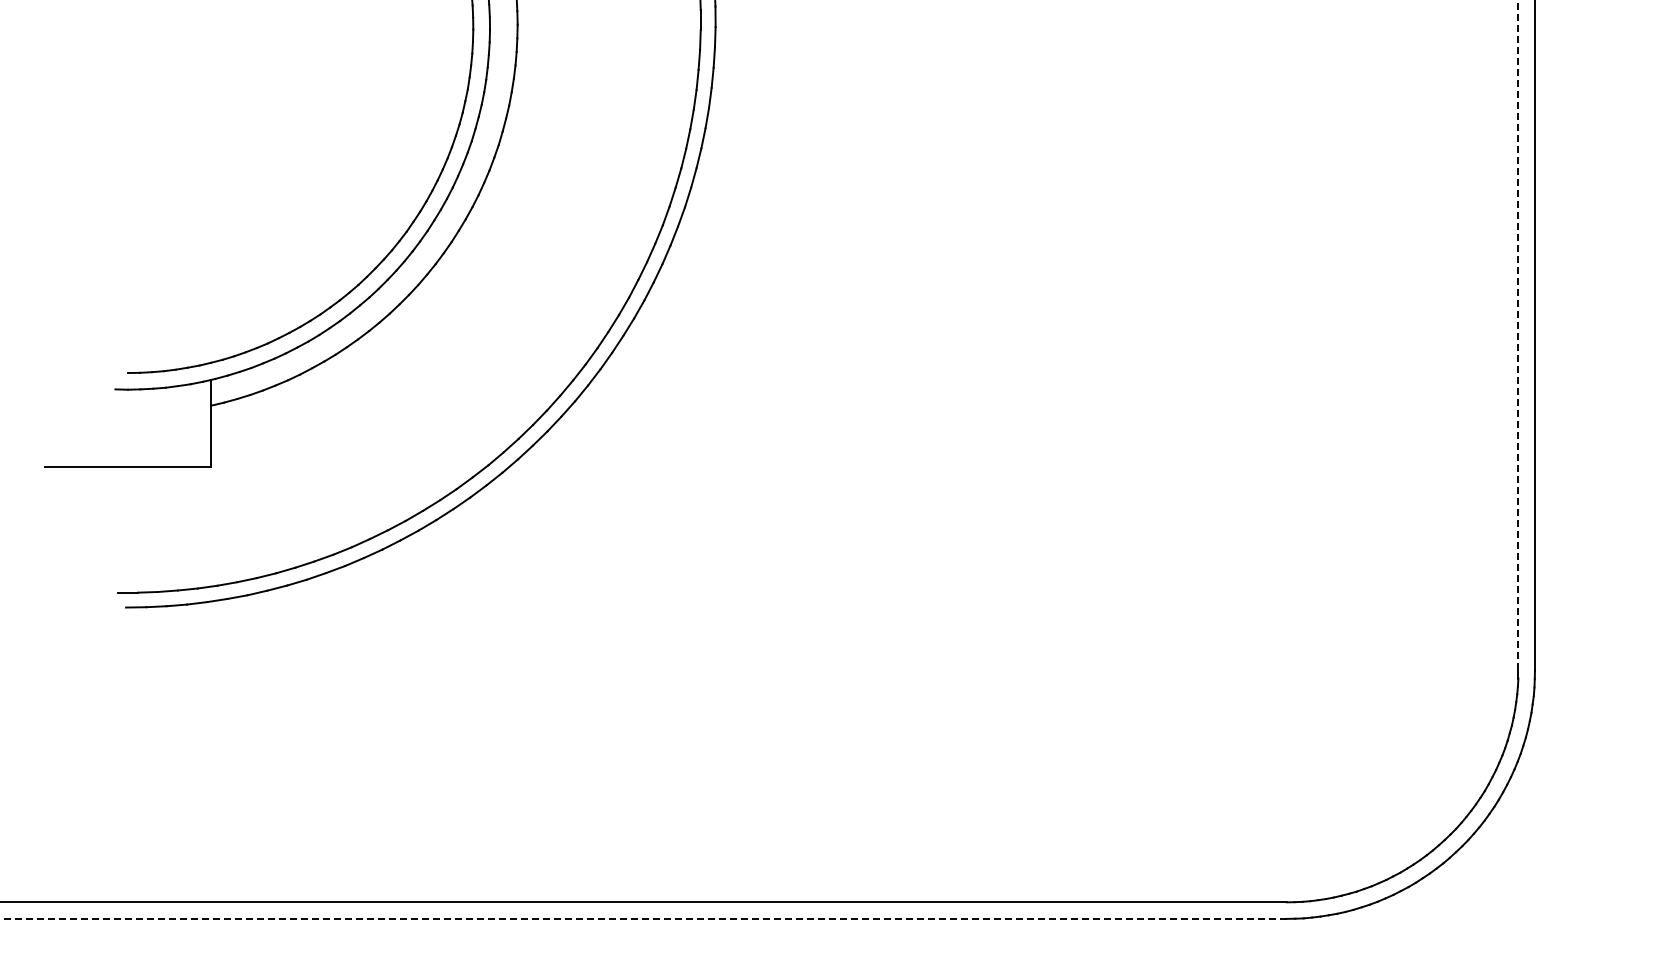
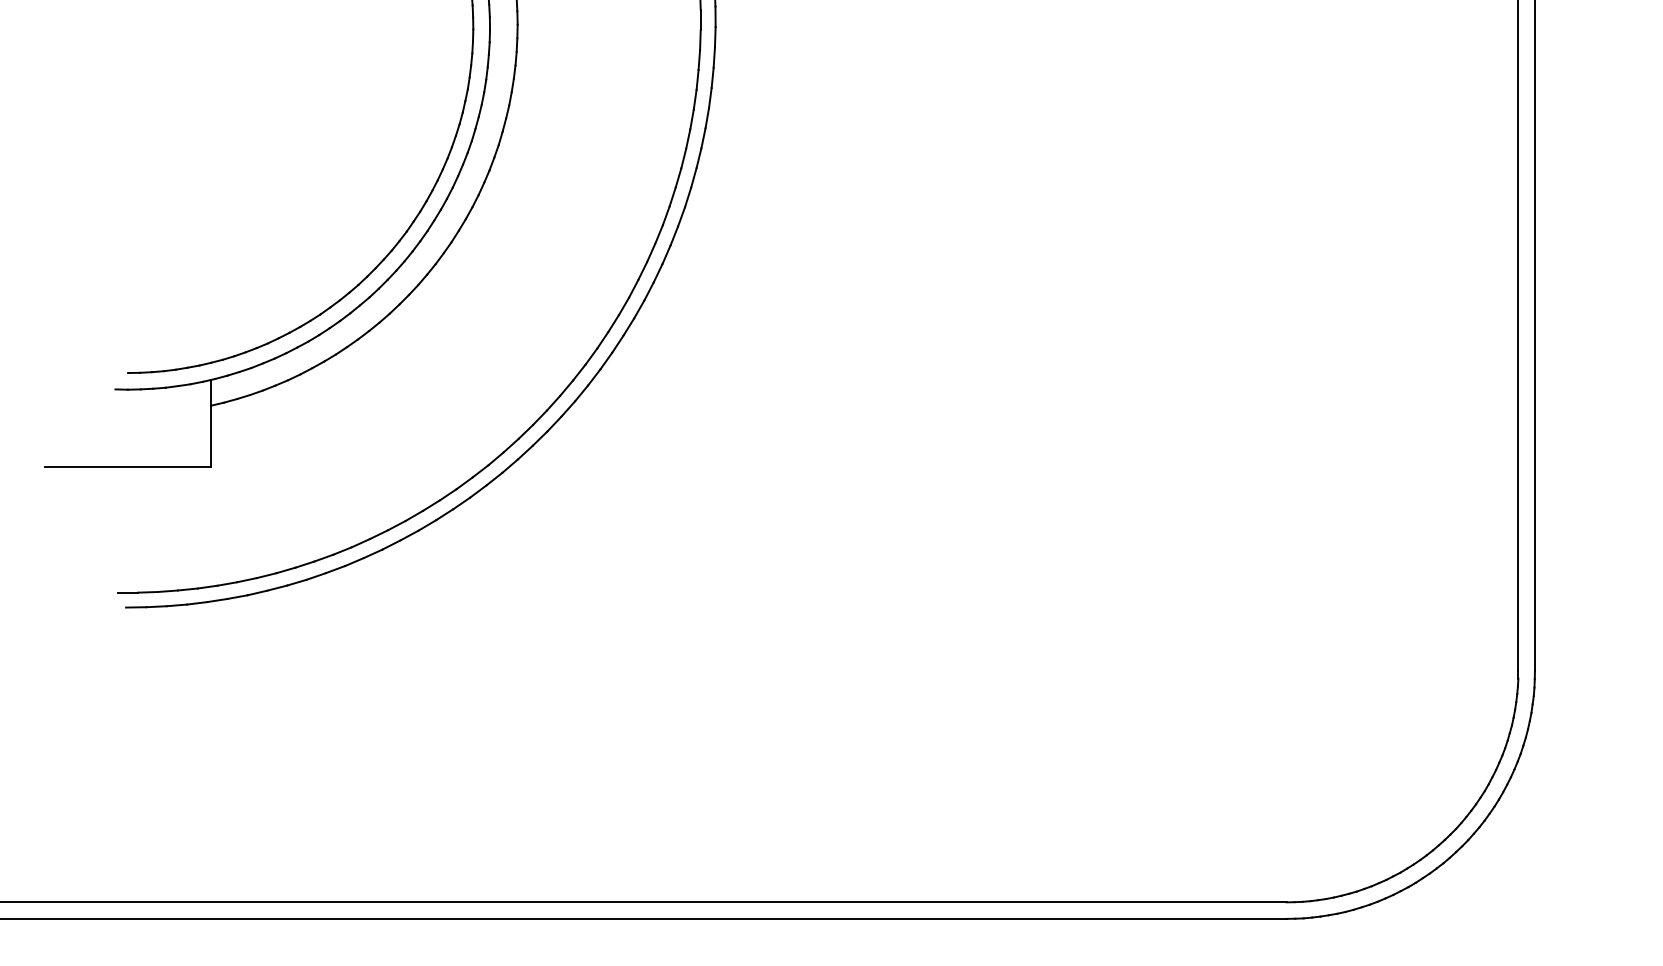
line: dashed -> solid (1518, 335)
line: dashed -> solid (642, 918)
